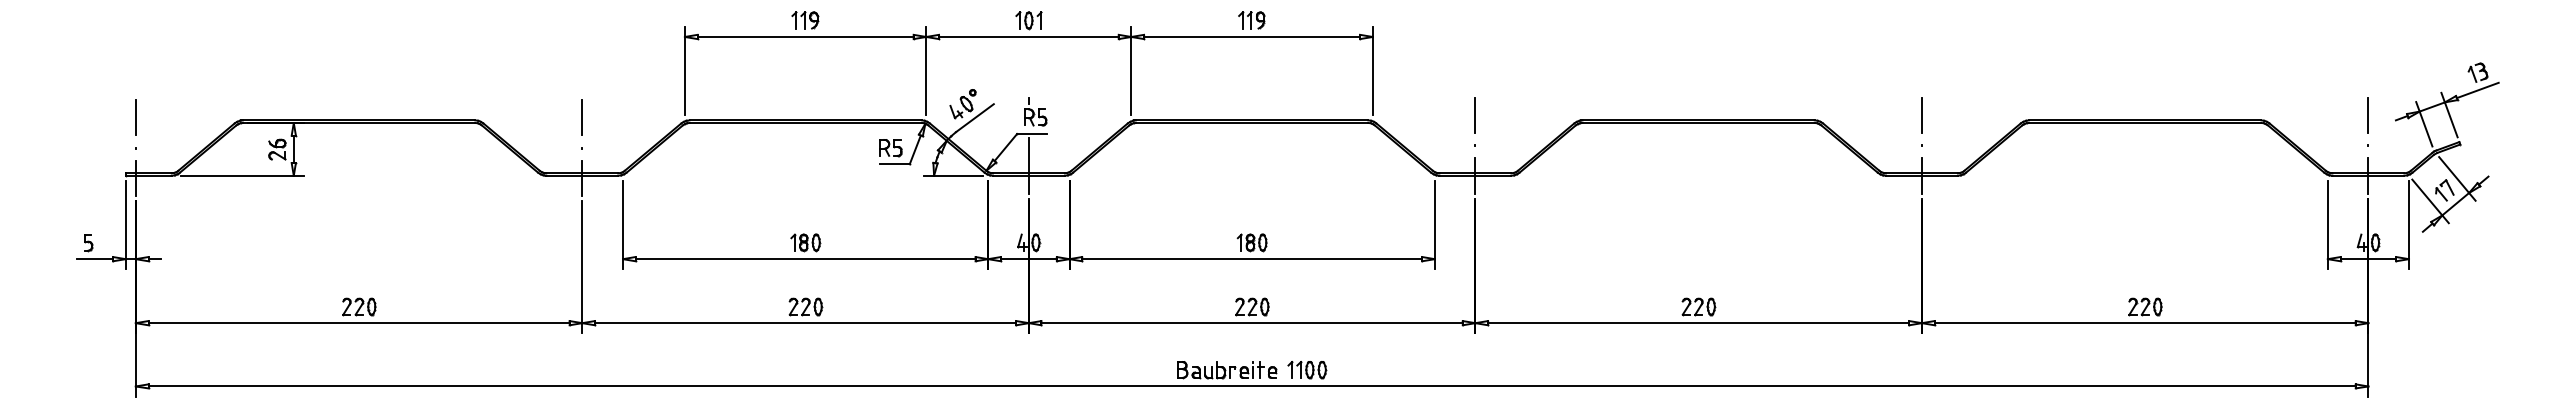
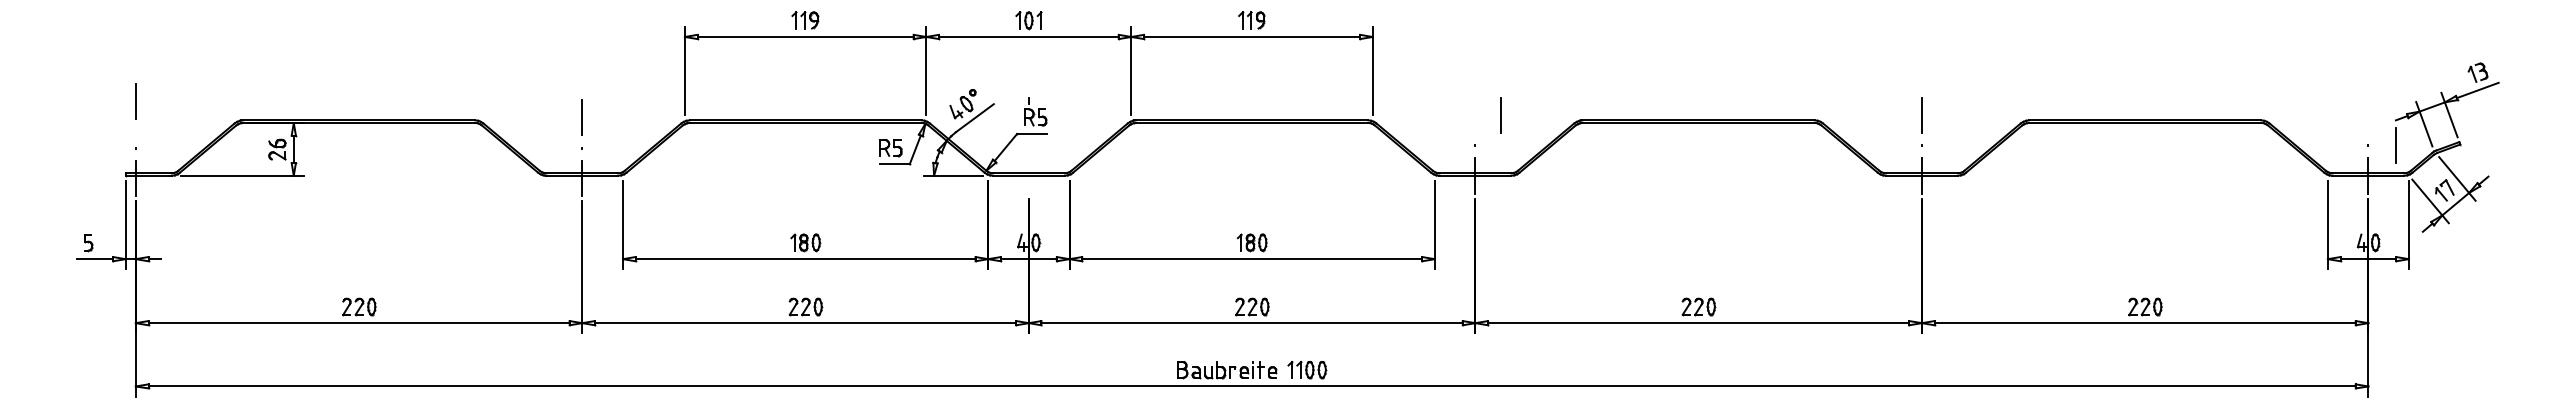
line position: (1474, 115) -> (1500, 115) (1500, 115)
line position: (2367, 115) -> (2395, 145) (2395, 145)
line position: (135, 117) -> (135, 101) (135, 101)
line: present -> none (1028, 165)
